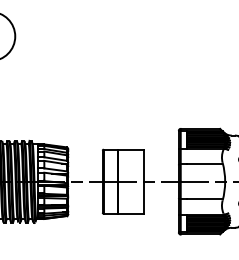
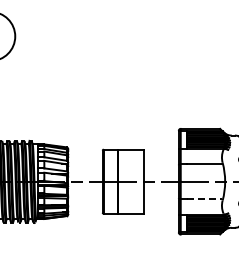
line: solid -> dashed (204, 199)
